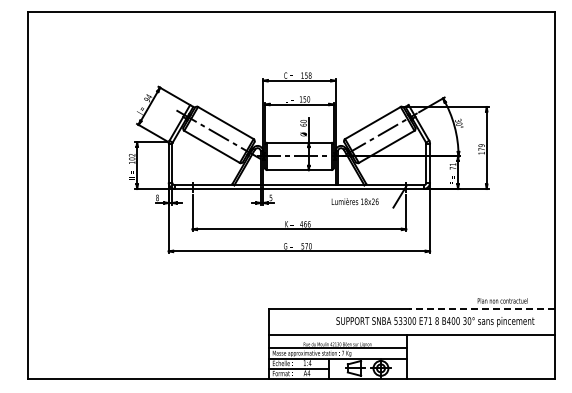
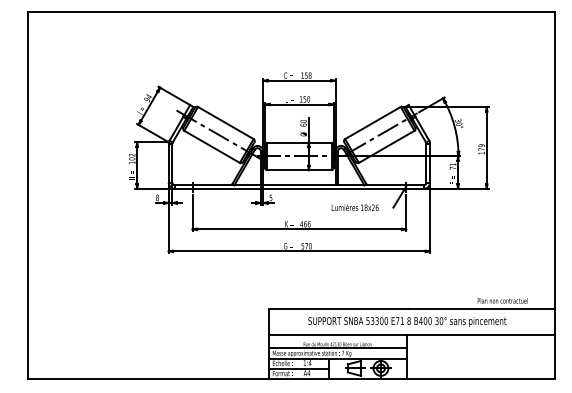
text position: (354, 201) -> (354, 207) (354, 207)
line: dashed -> solid (481, 309)
text position: (435, 321) -> (407, 321) (407, 321)
